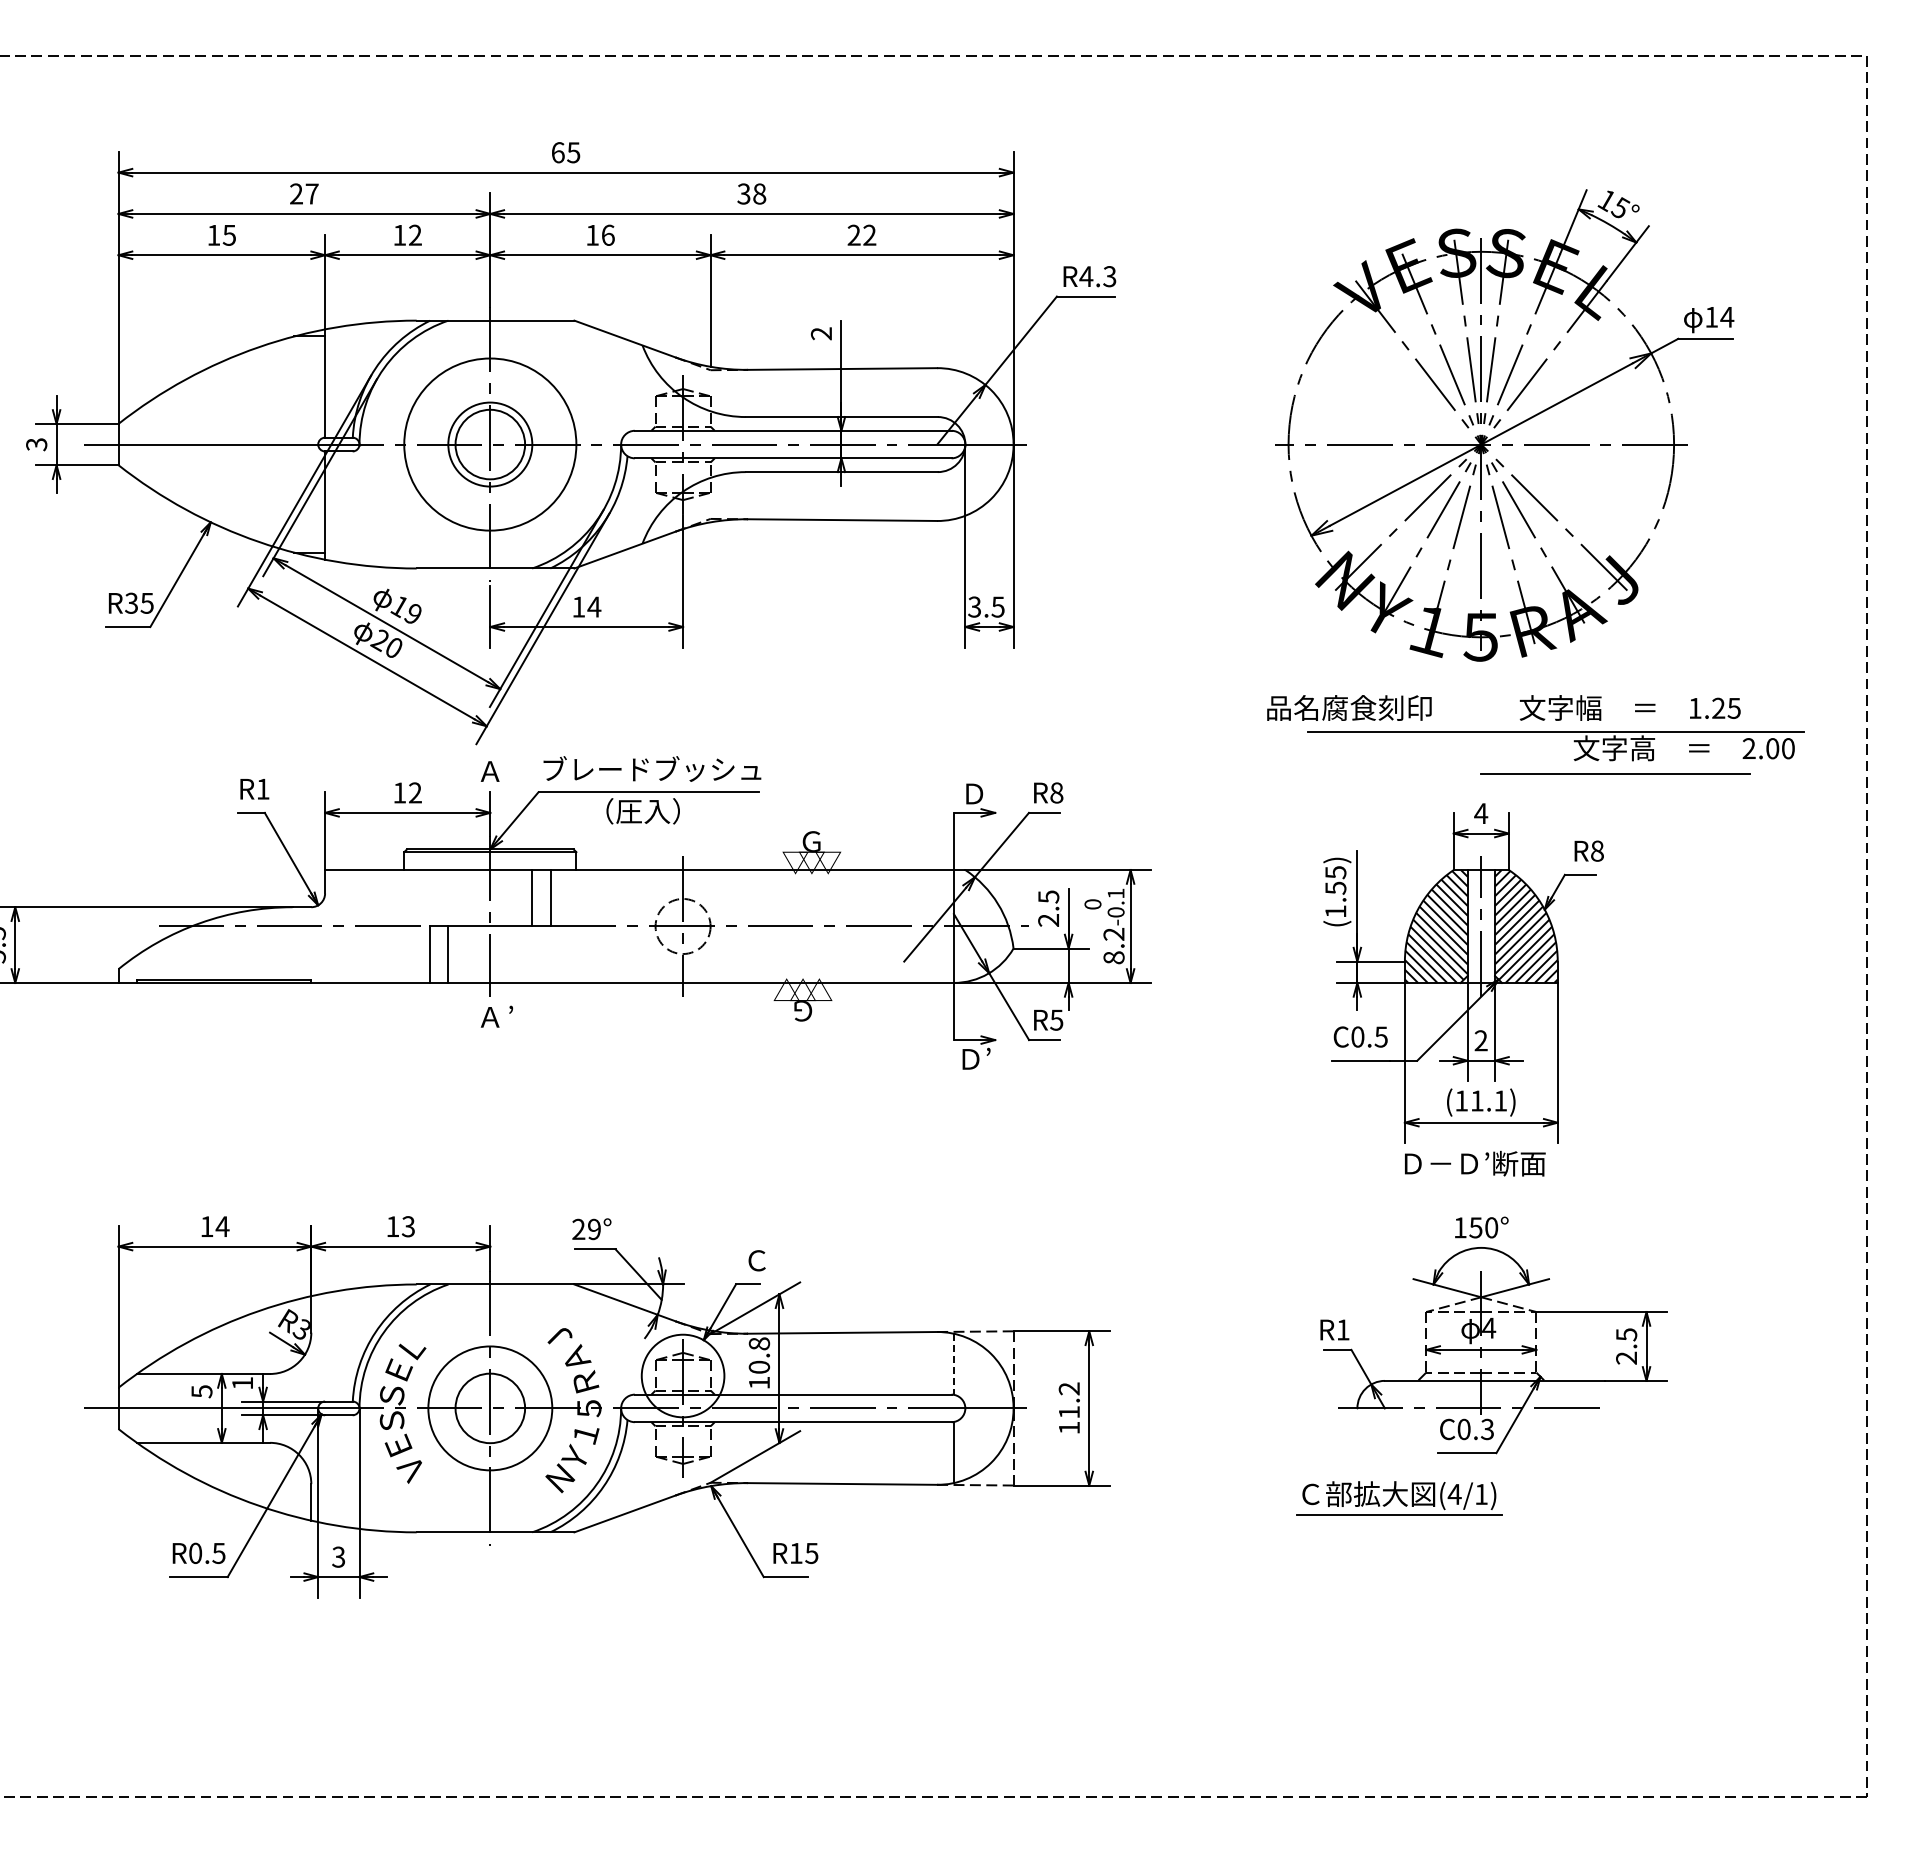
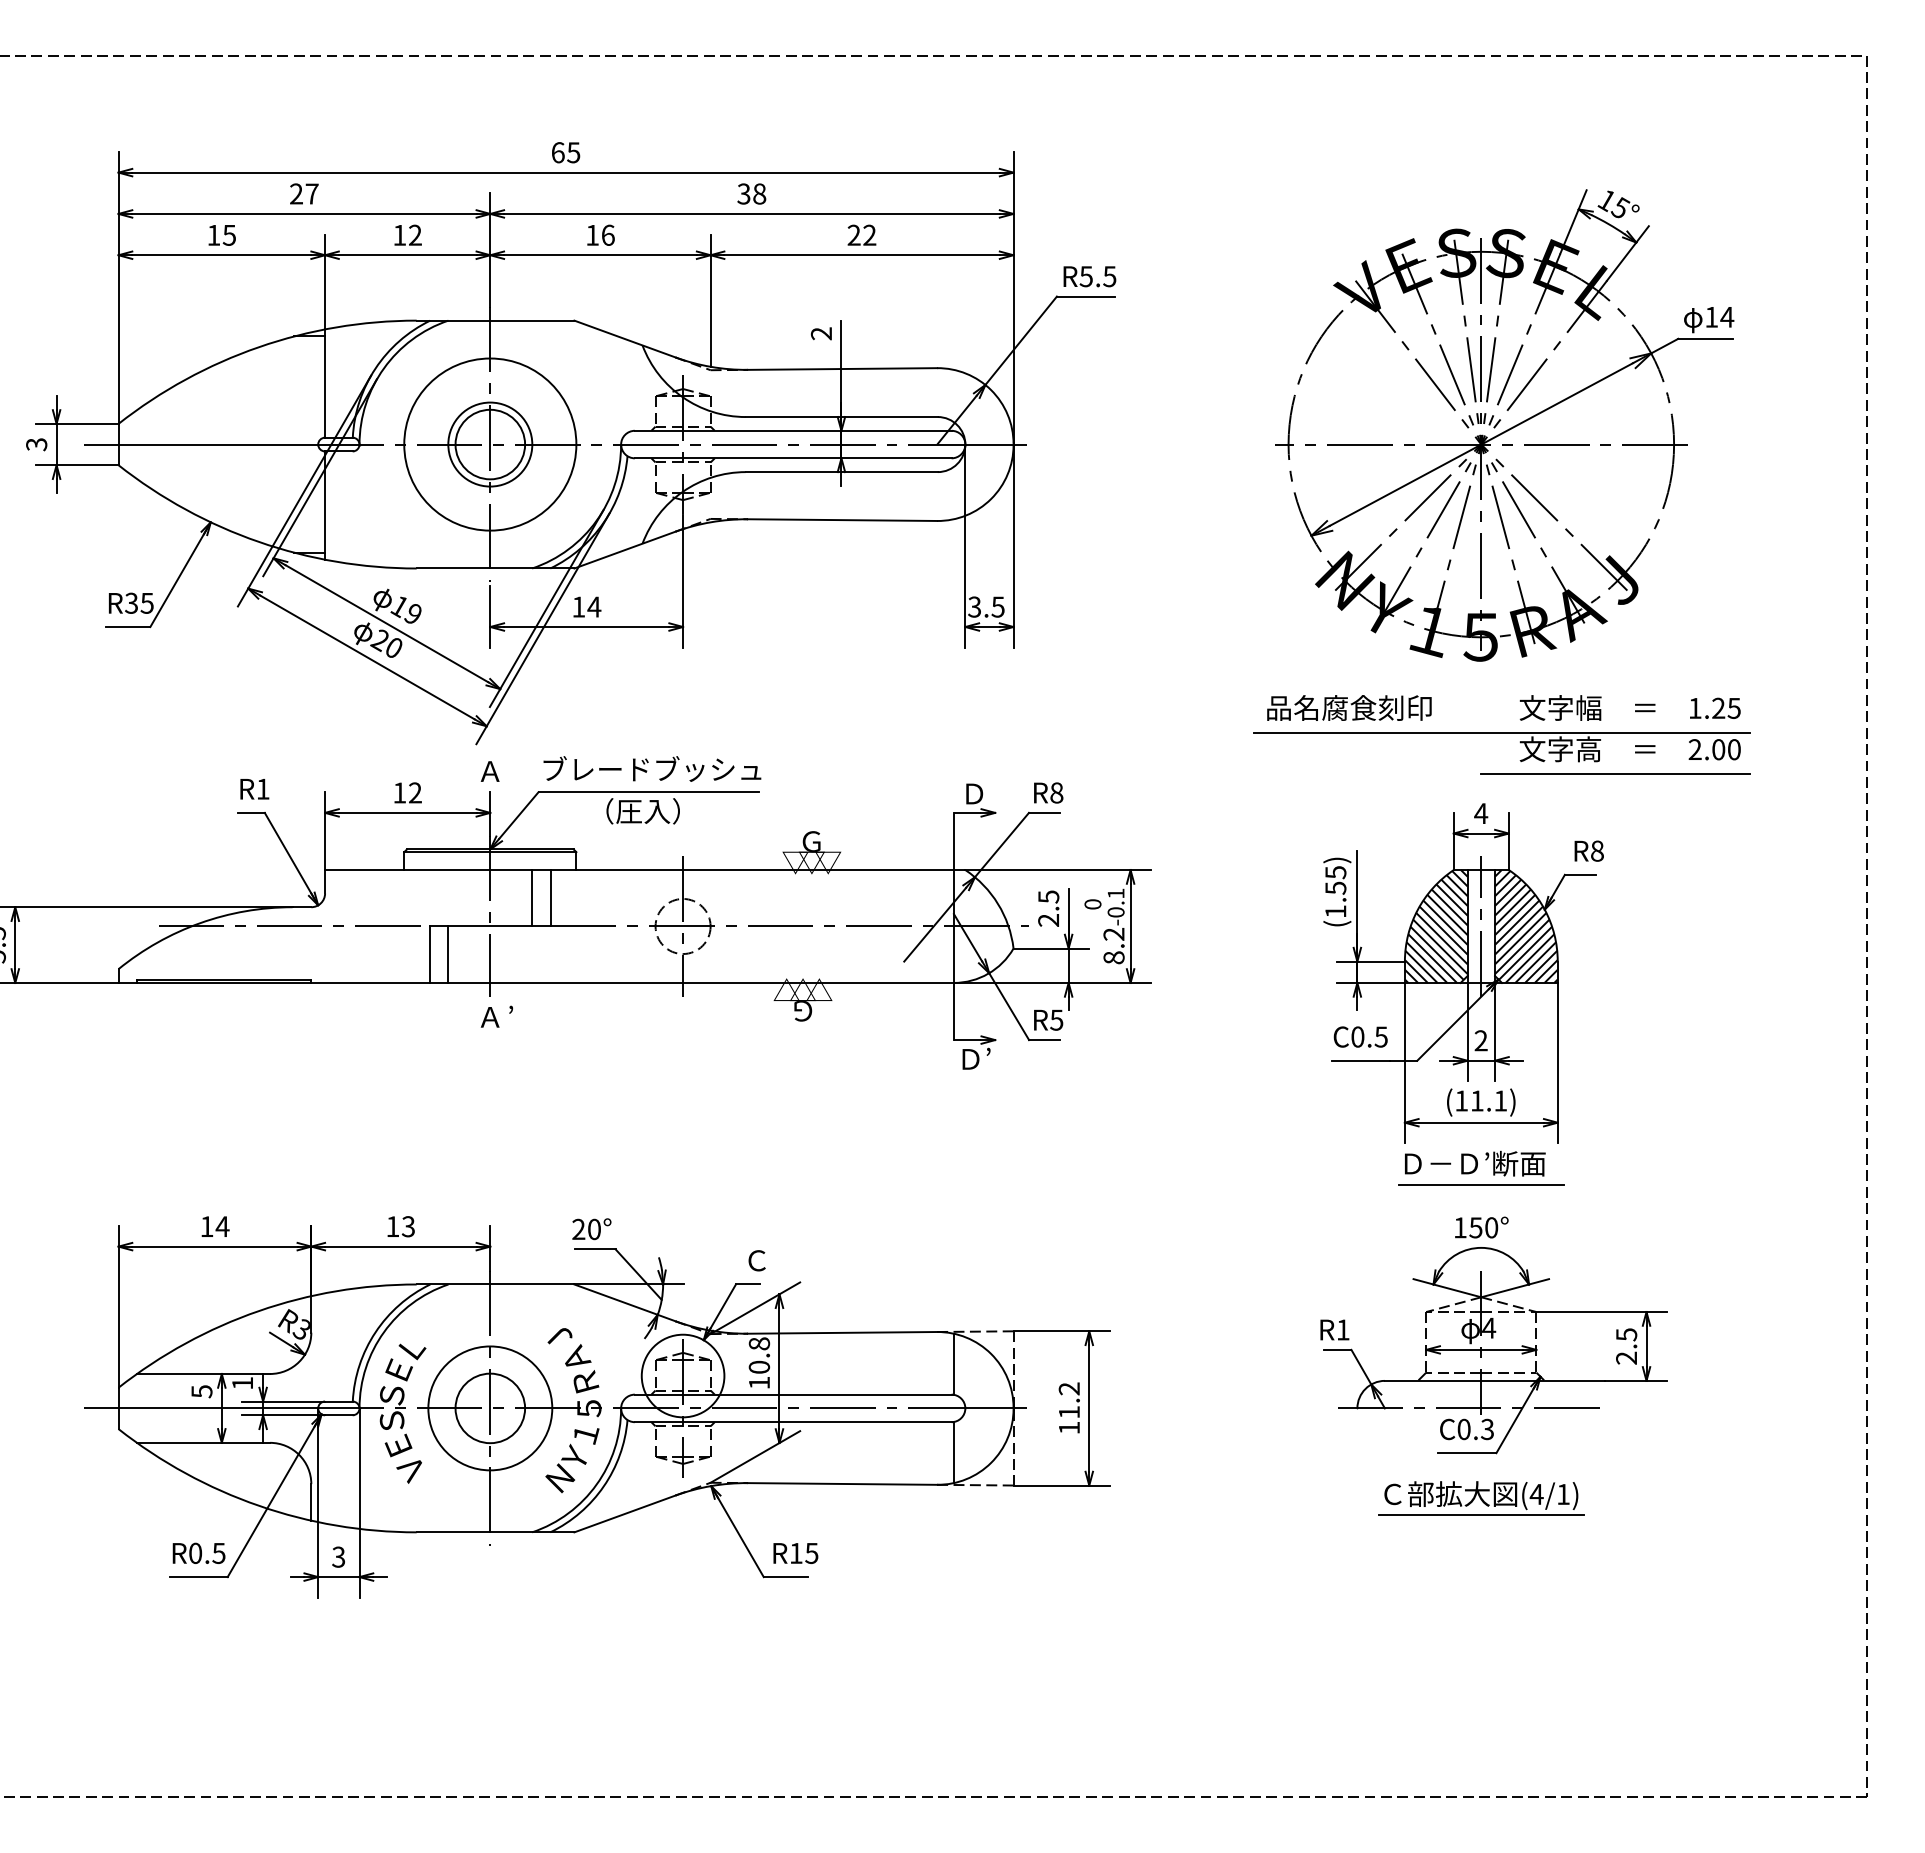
text: R4.3 -> R5.5 (1097, 276)
part position: (1555, 732) -> (1501, 733) (1501, 733)
line: none -> present (1481, 1184)
text: 29° -> 20° (594, 1229)
line: dashed -> solid (953, 1364)
part position: (1399, 1498) -> (1481, 1498) (1481, 1498)
